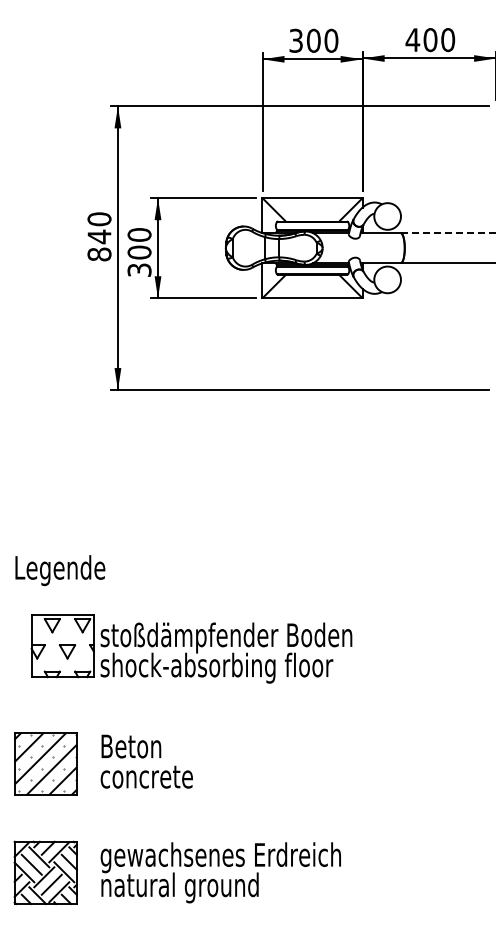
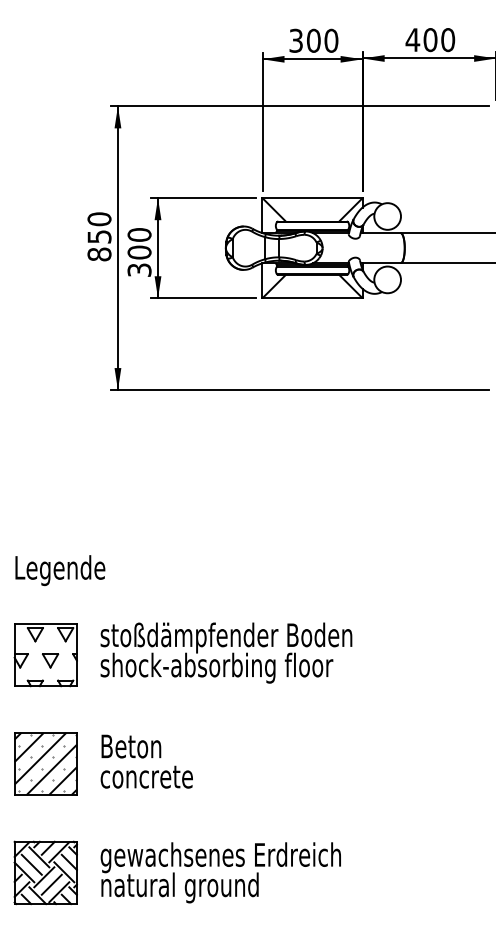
line: dashed -> solid (447, 233)
text: 840 -> 850 (99, 236)
part position: (62, 646) -> (45, 655) (45, 655)
